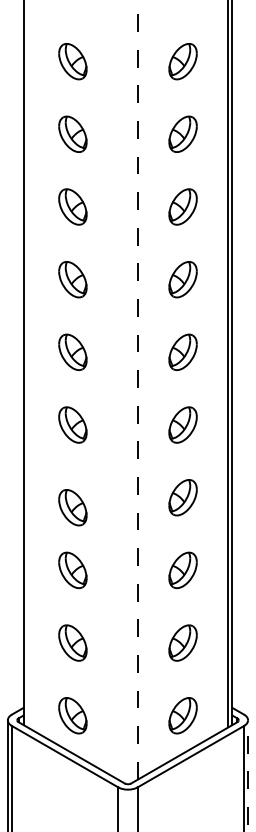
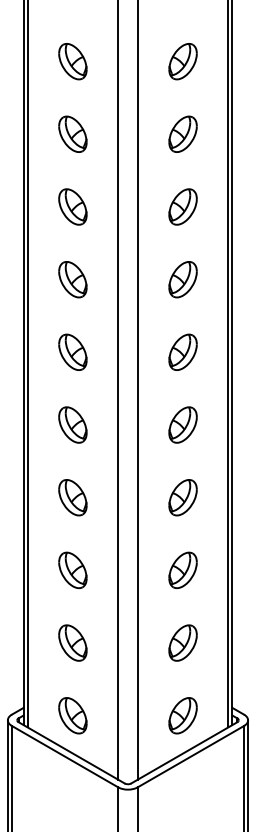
line: none -> present (27, 364)
line: dashed -> solid (137, 389)
line: none -> present (118, 390)
part position: (72, 507) -> (72, 497) (72, 497)
line: dashed -> solid (248, 775)
